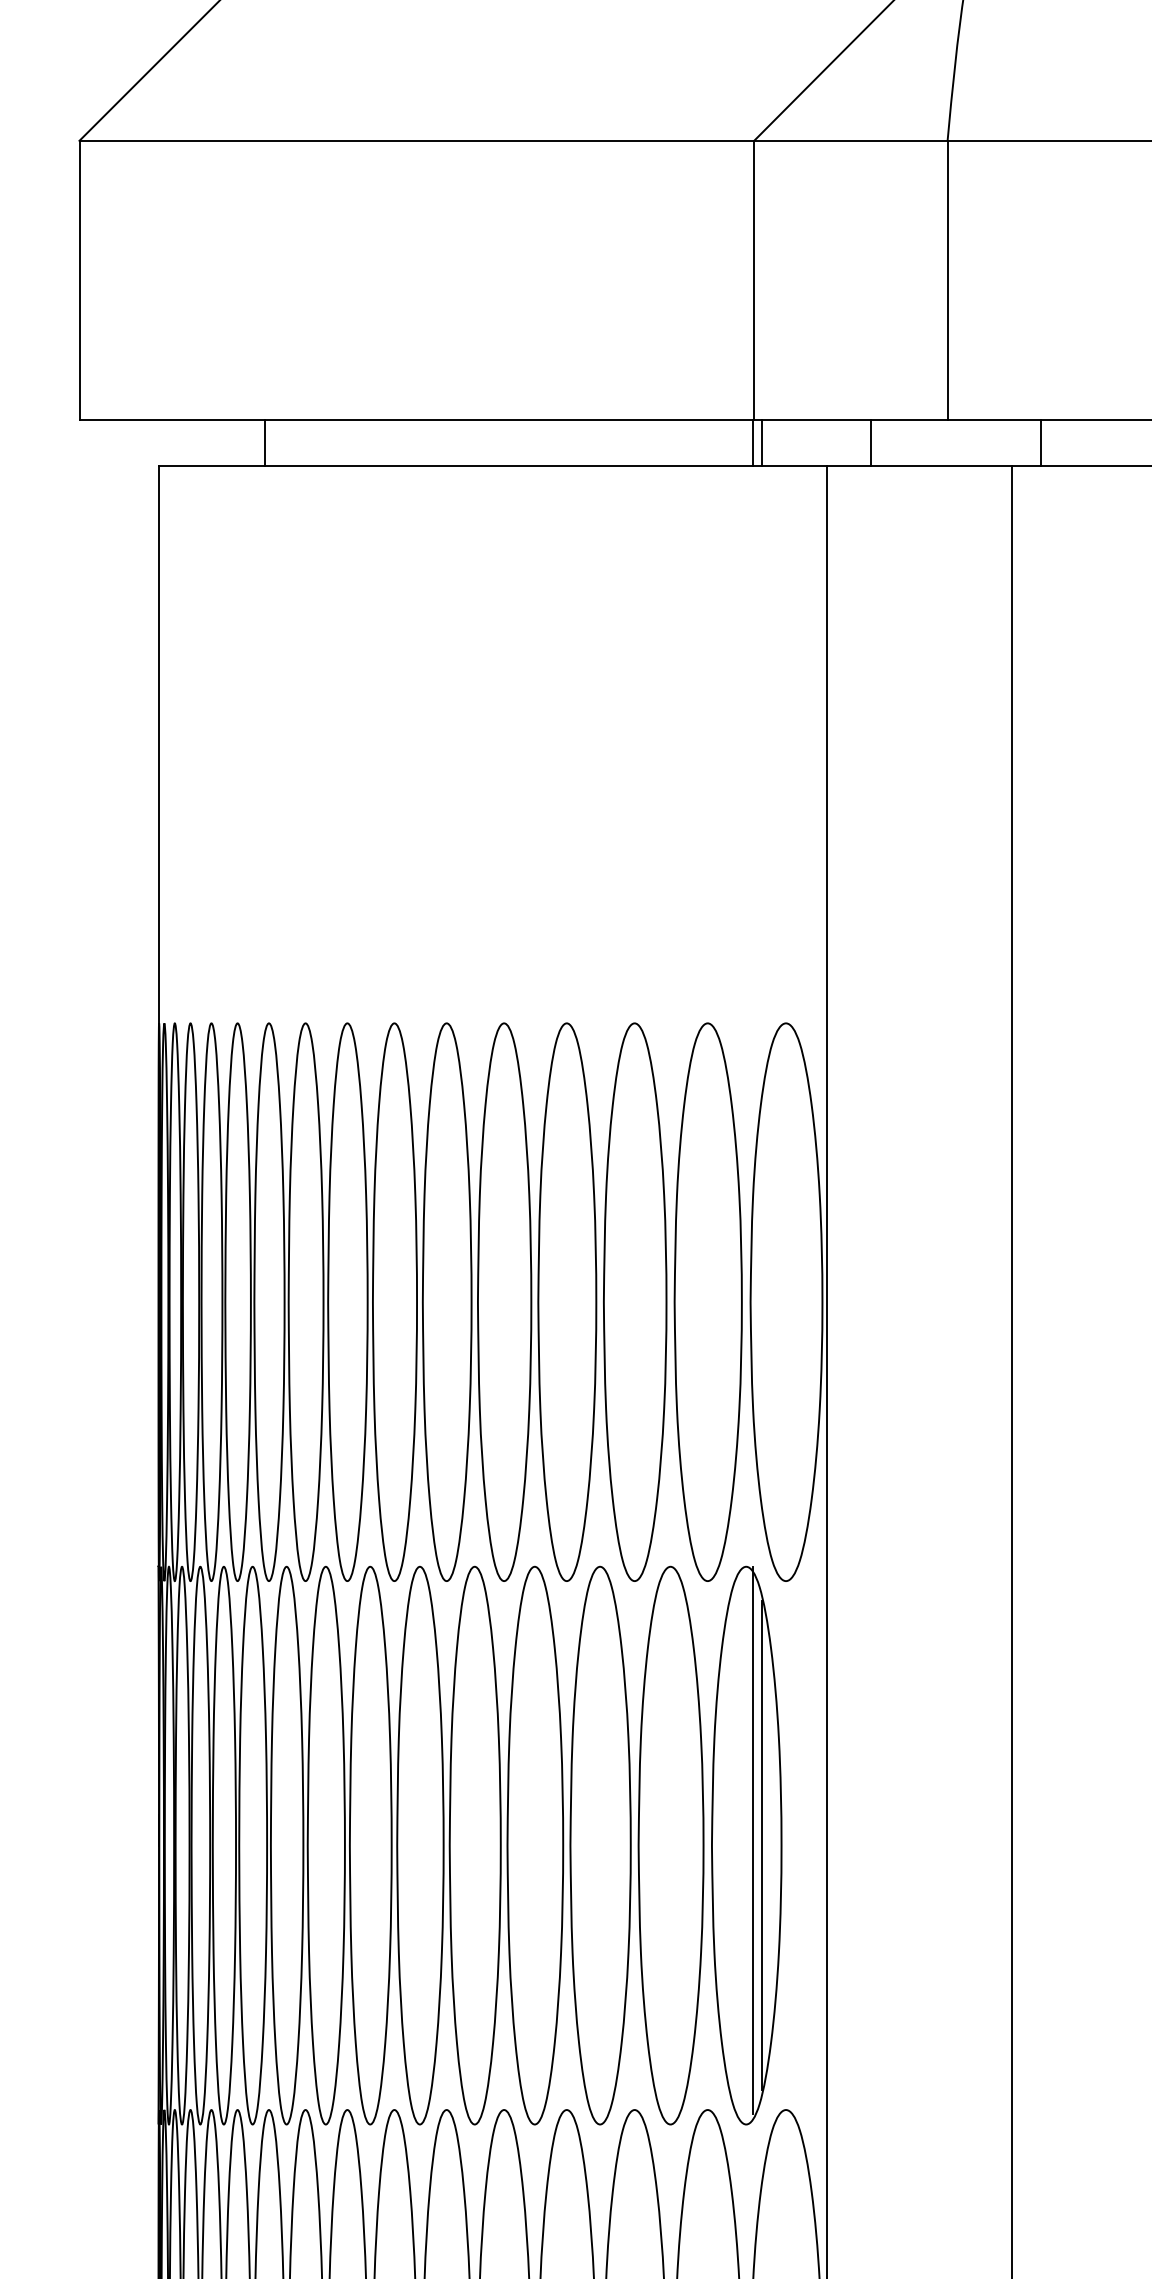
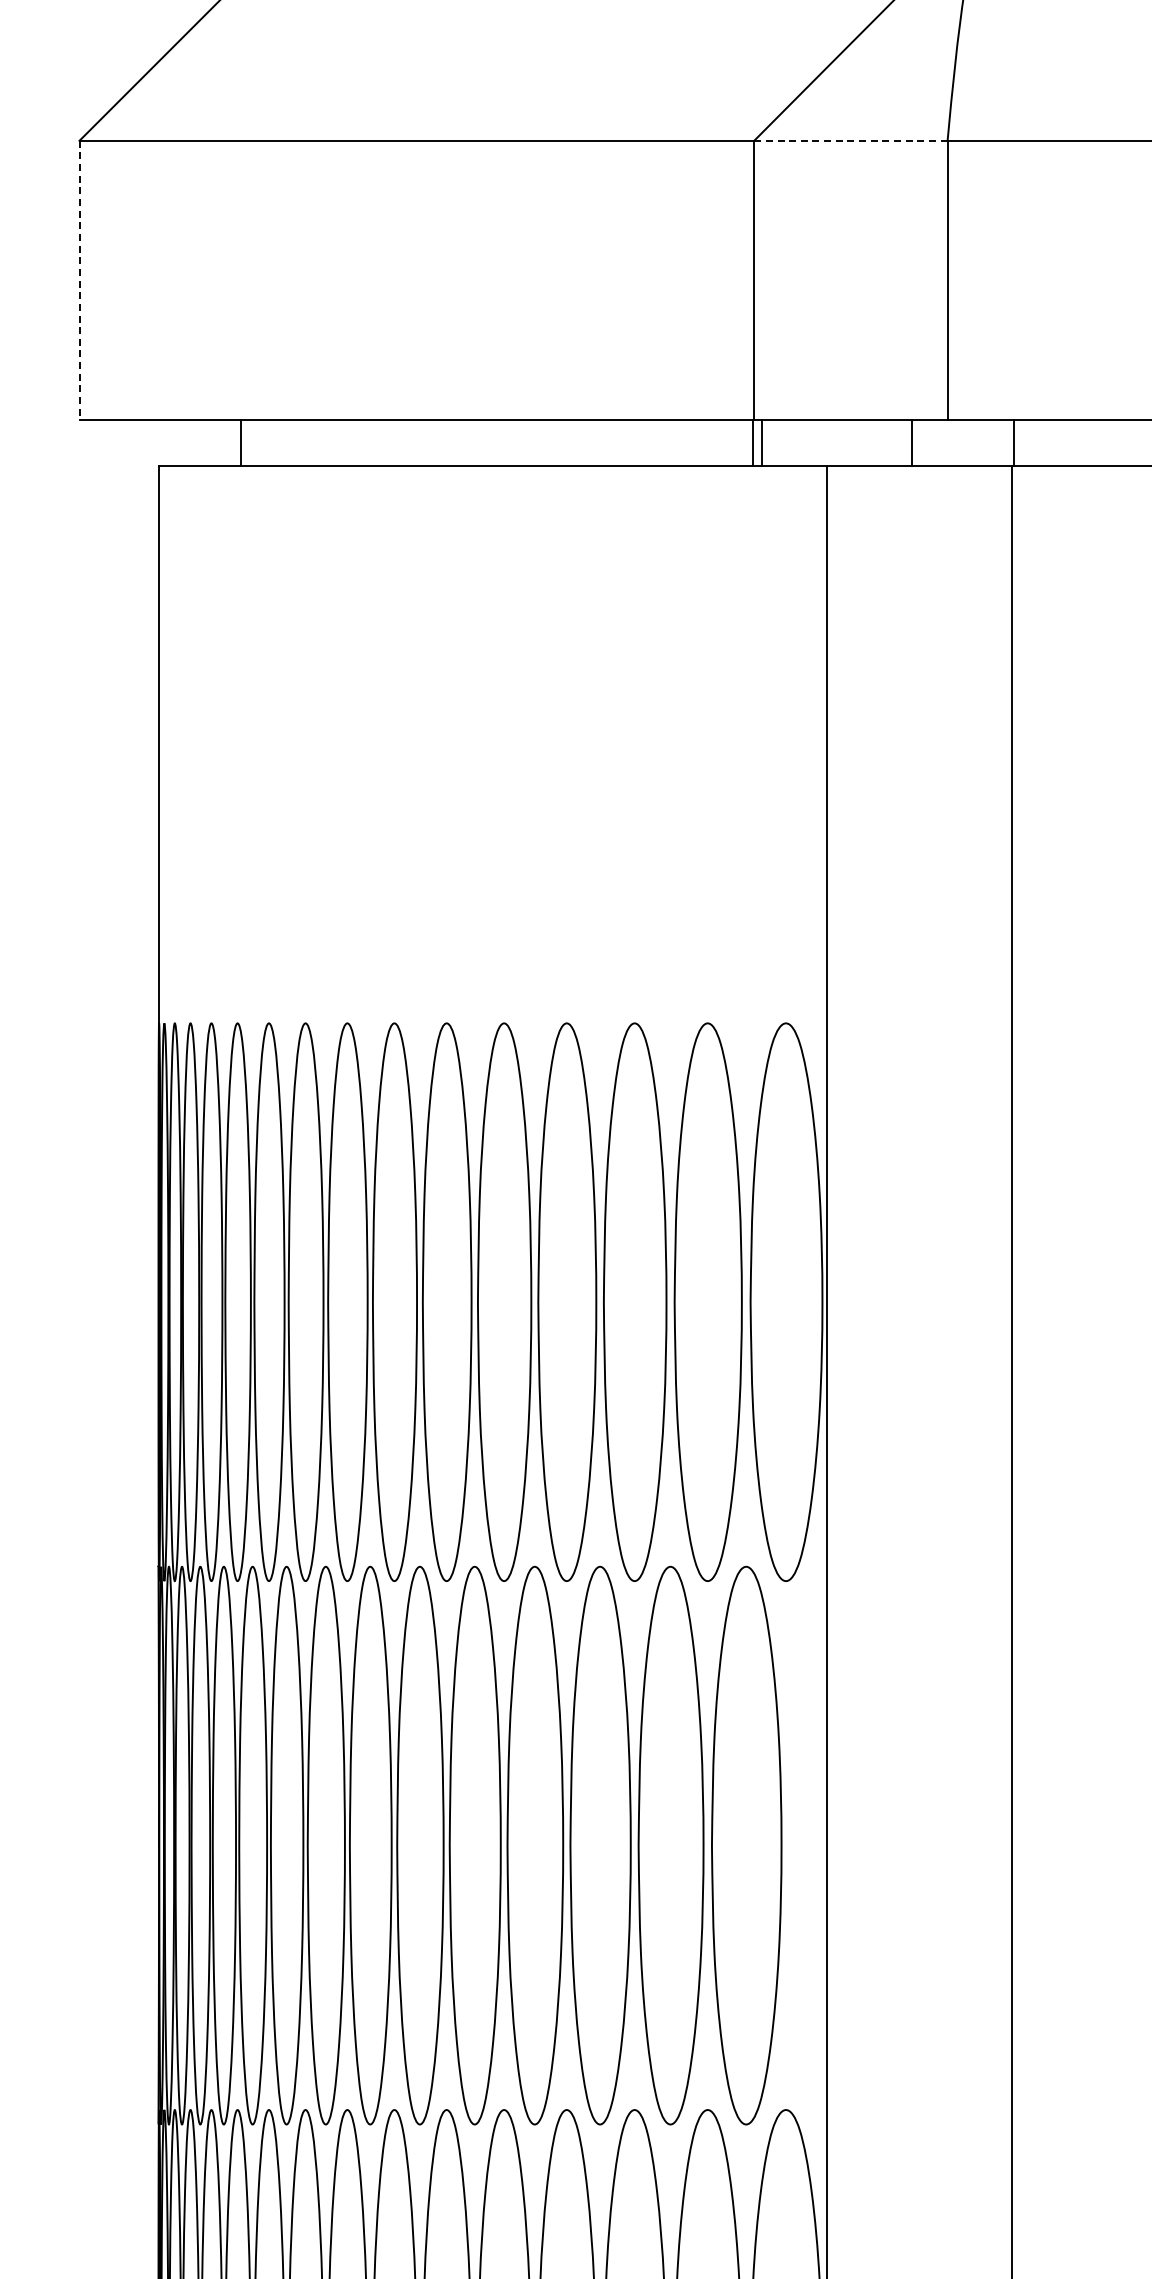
line: solid -> dashed (850, 140)
line: solid -> dashed (79, 280)
line position: (265, 442) -> (241, 442) (241, 442)
line position: (870, 442) -> (911, 442) (911, 442)
line position: (1041, 442) -> (1014, 442) (1014, 442)
line: present -> none (753, 1840)
line: present -> none (762, 1845)
